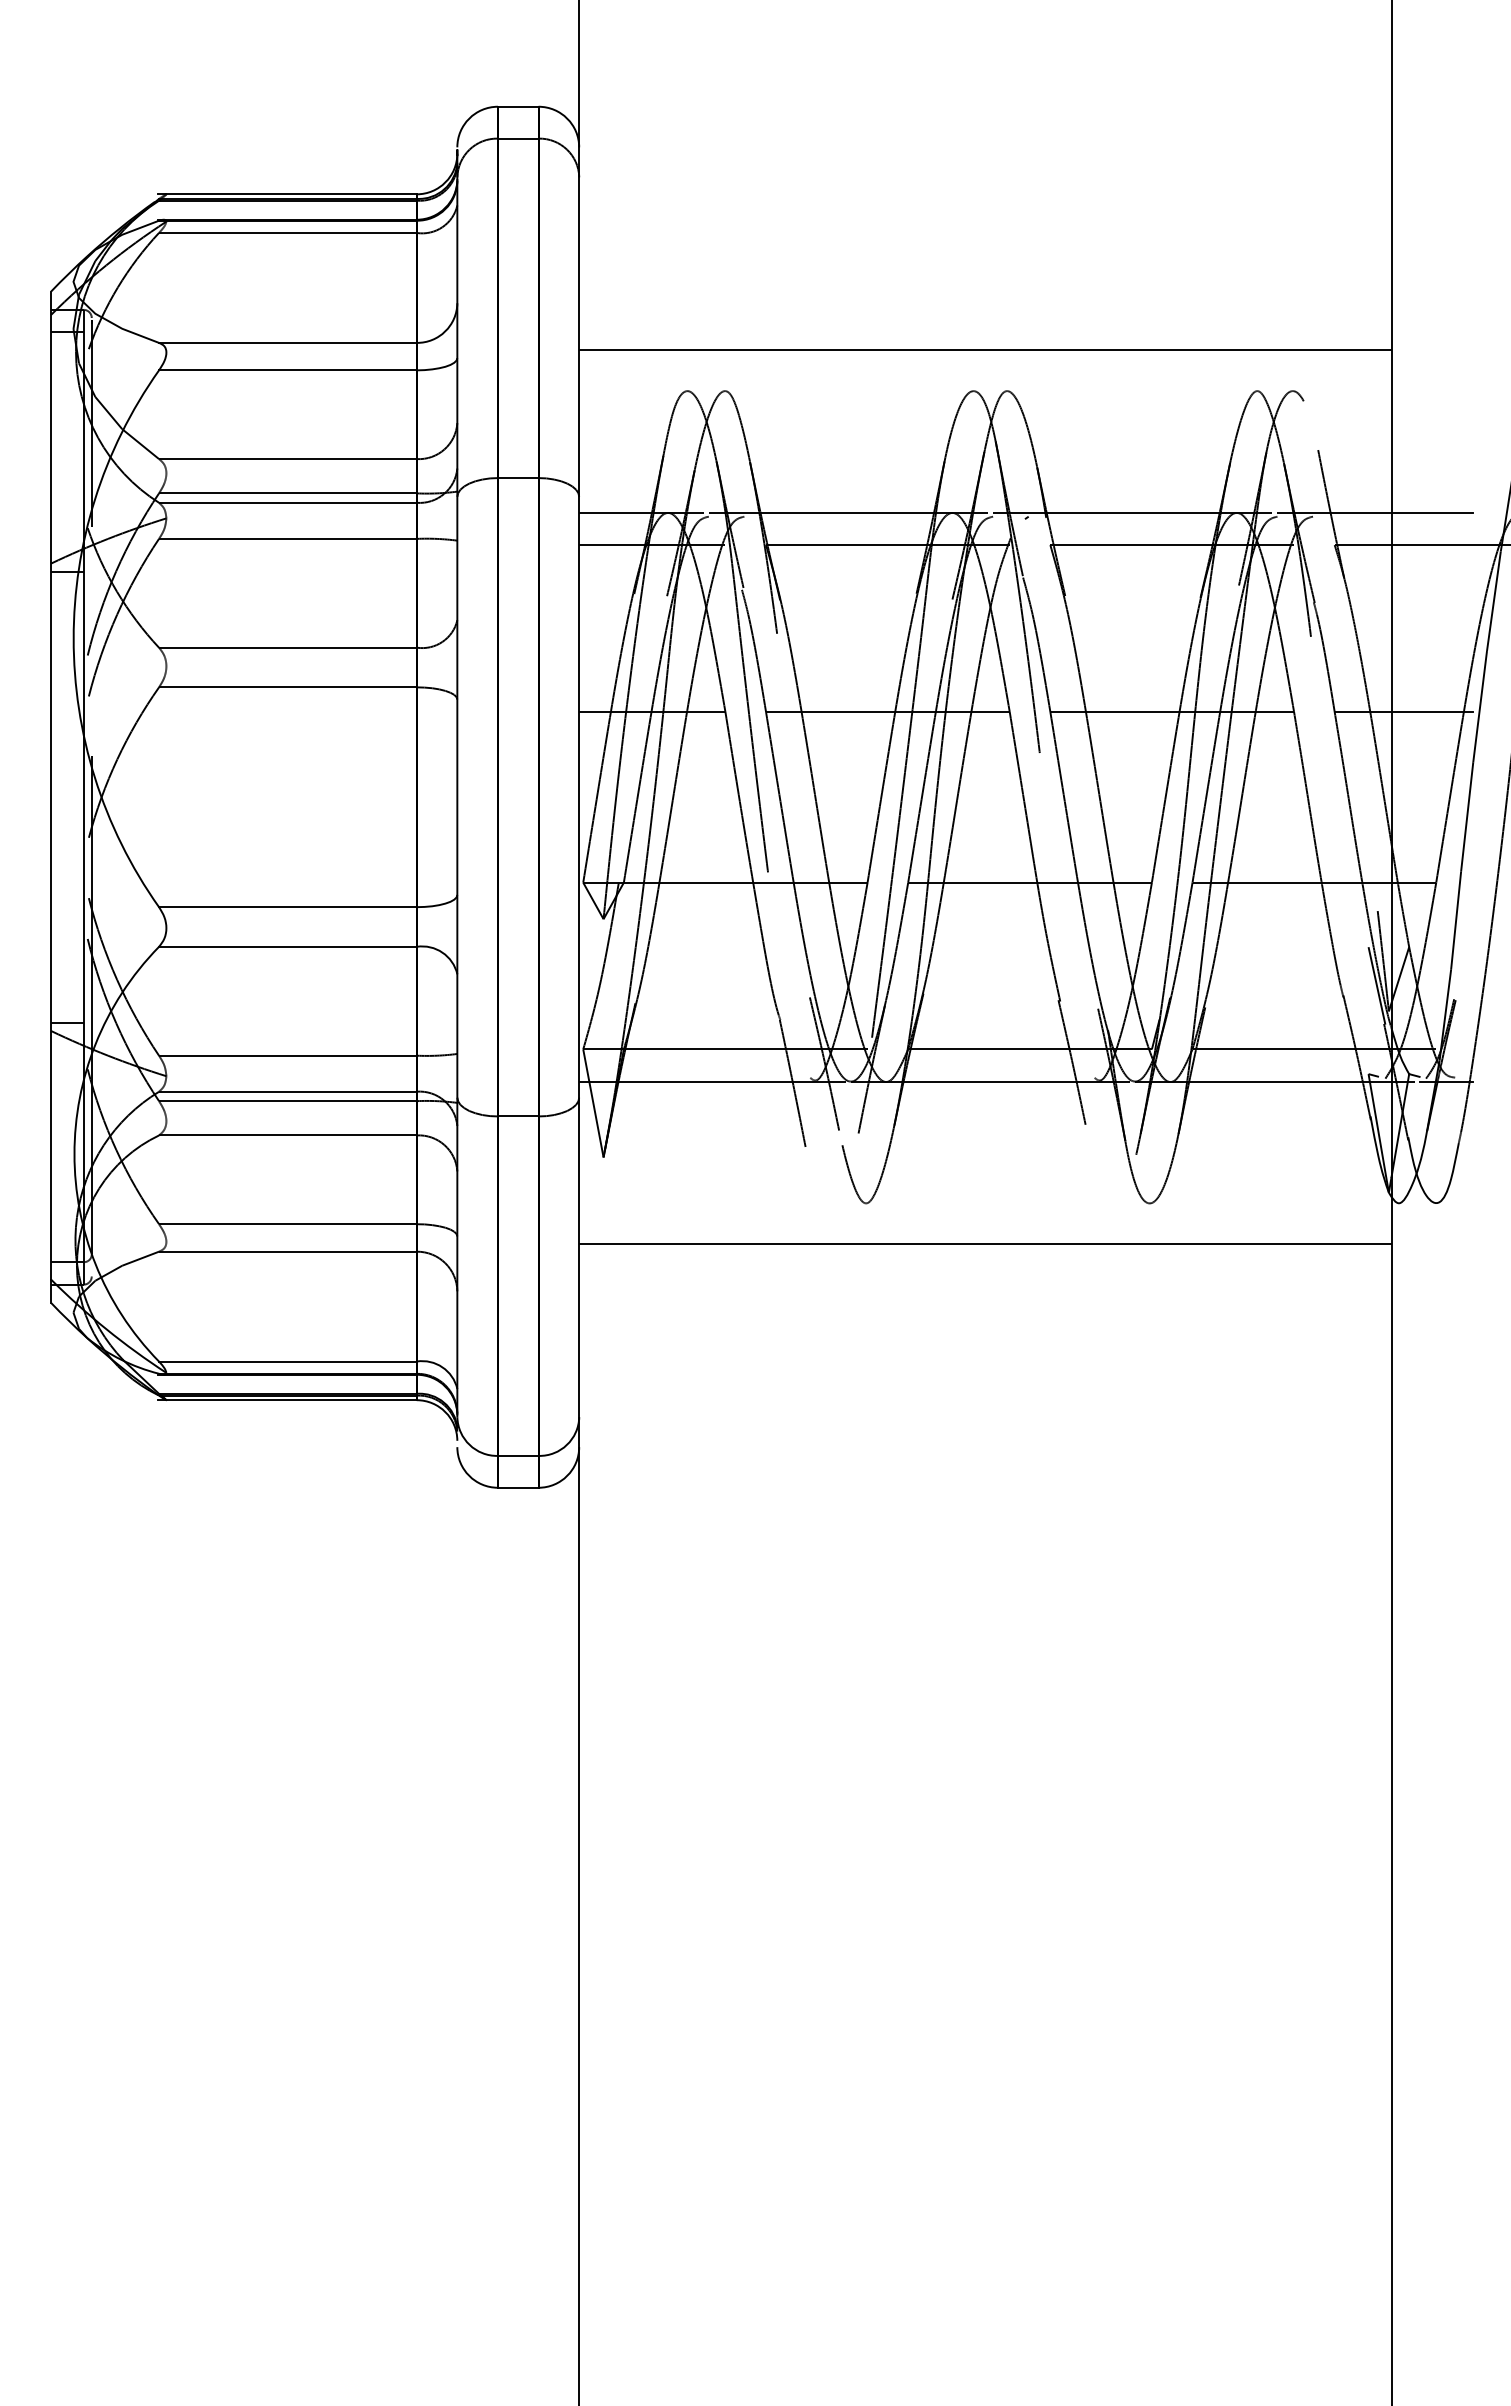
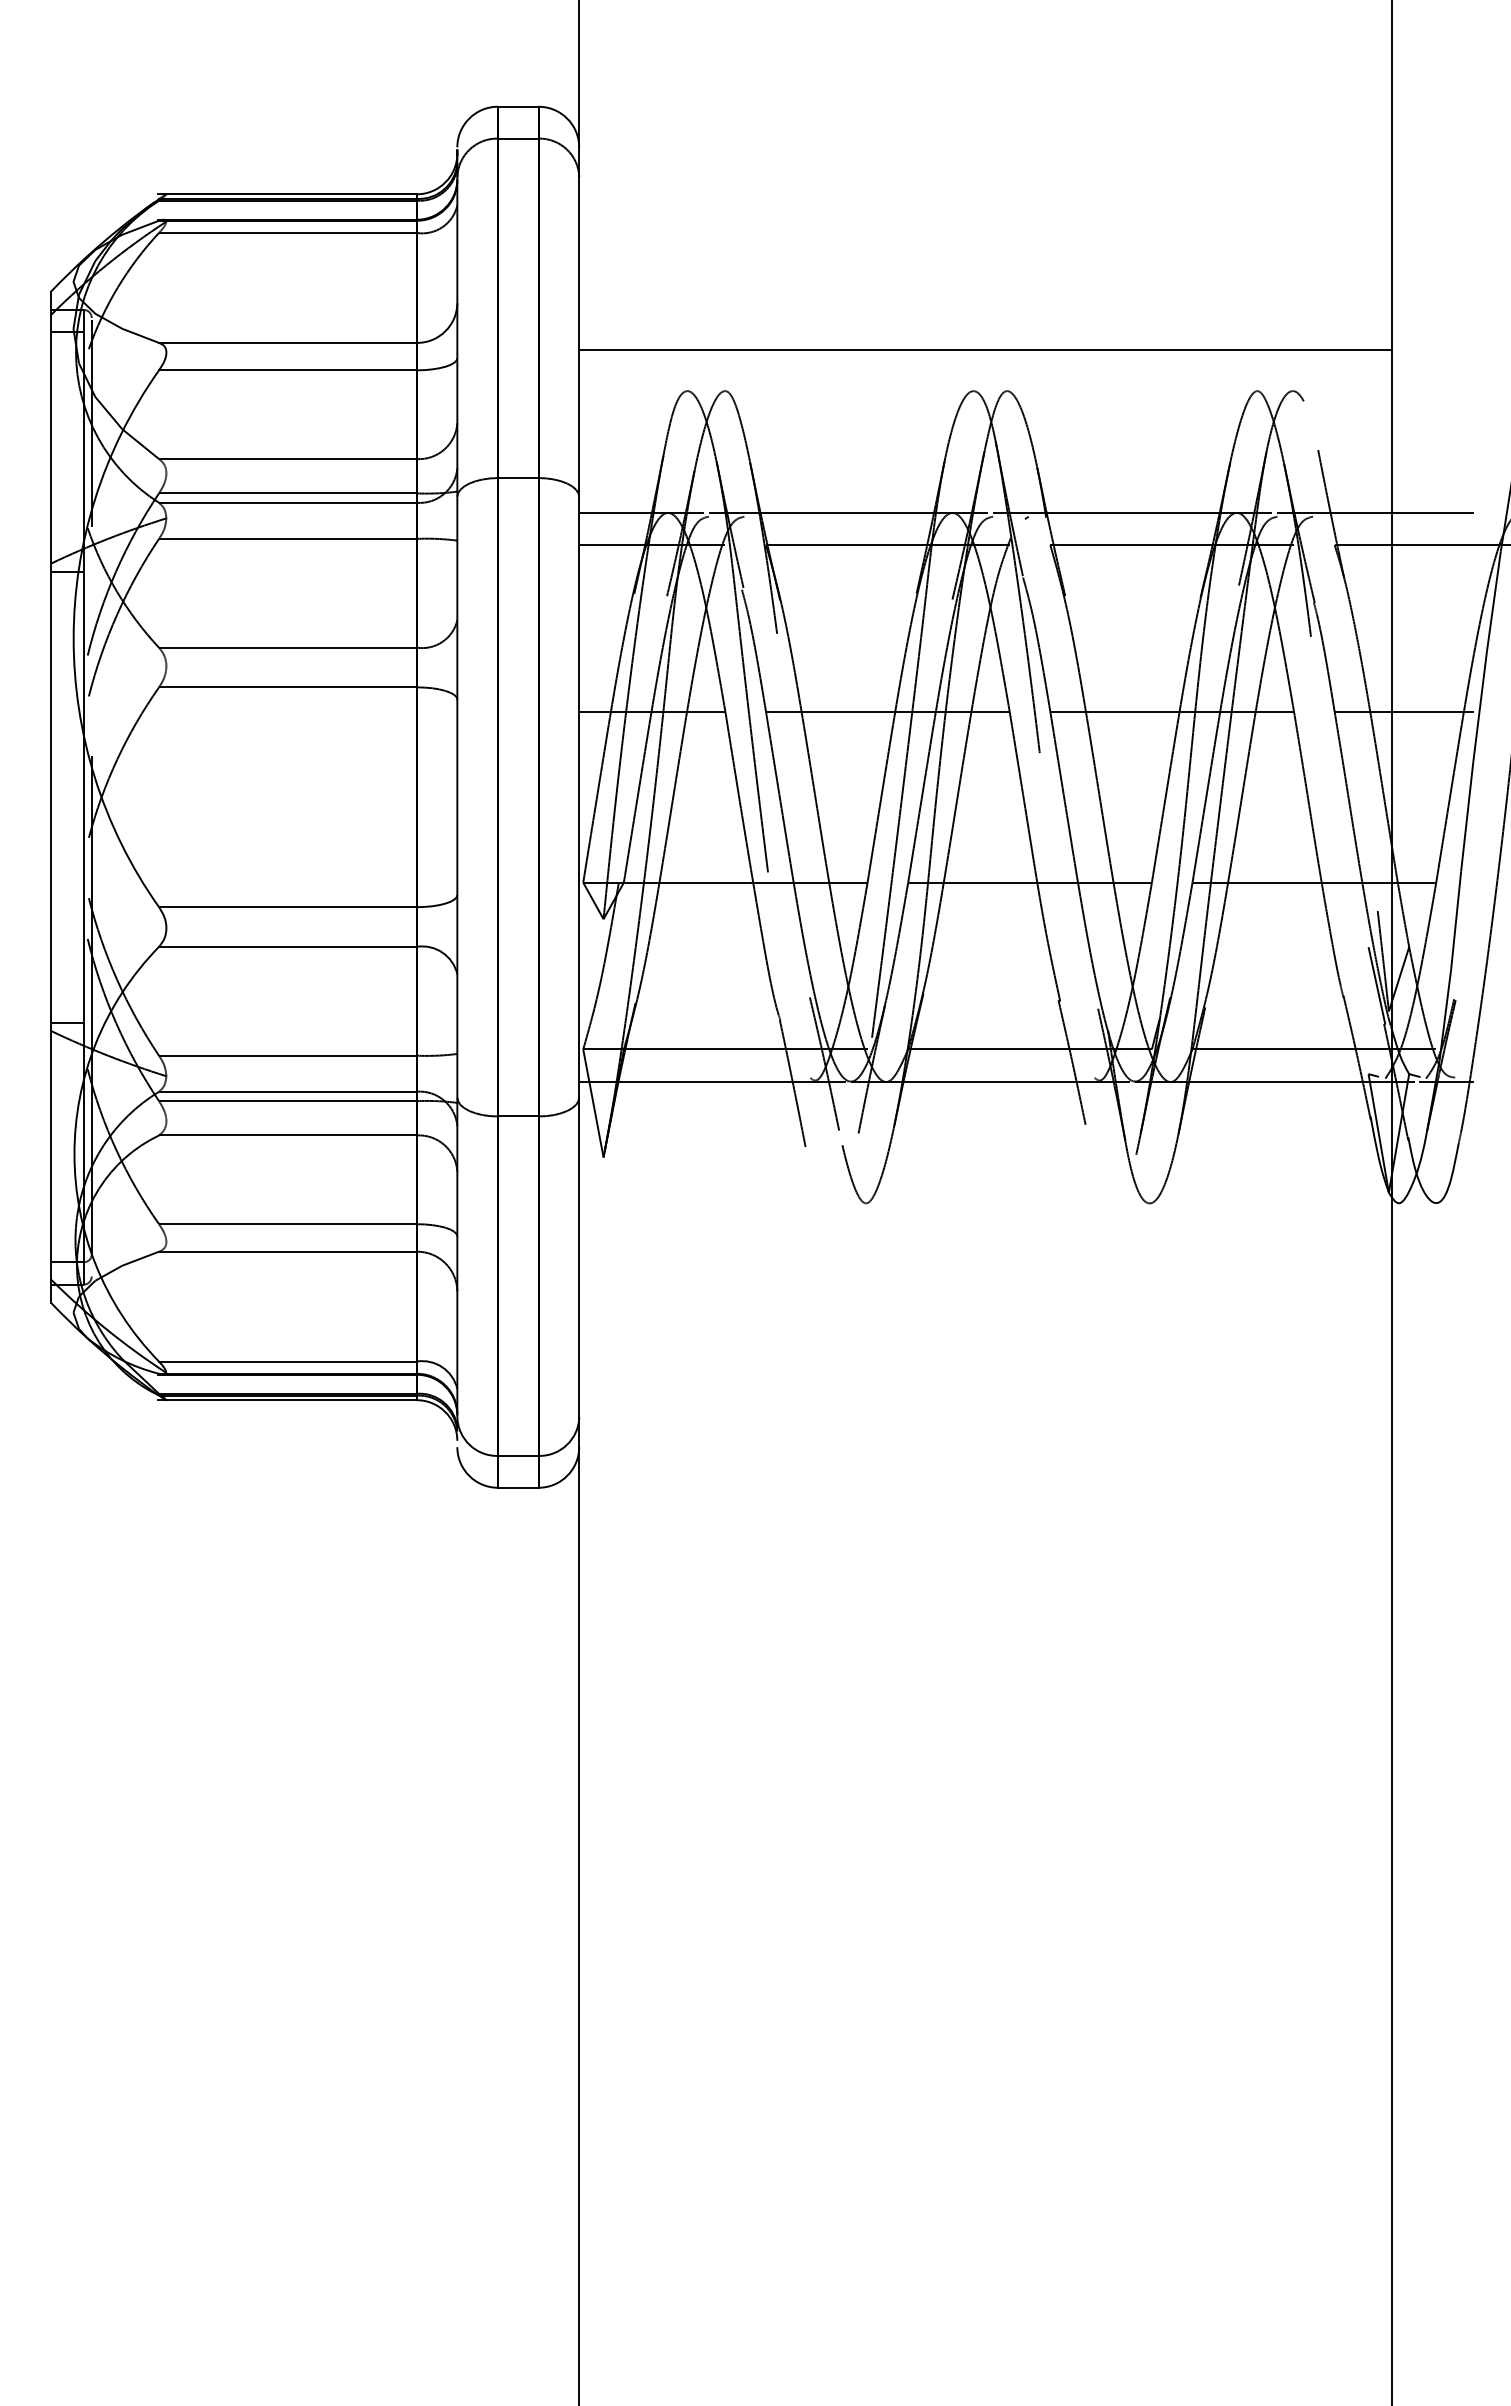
line: present -> none (985, 1244)
